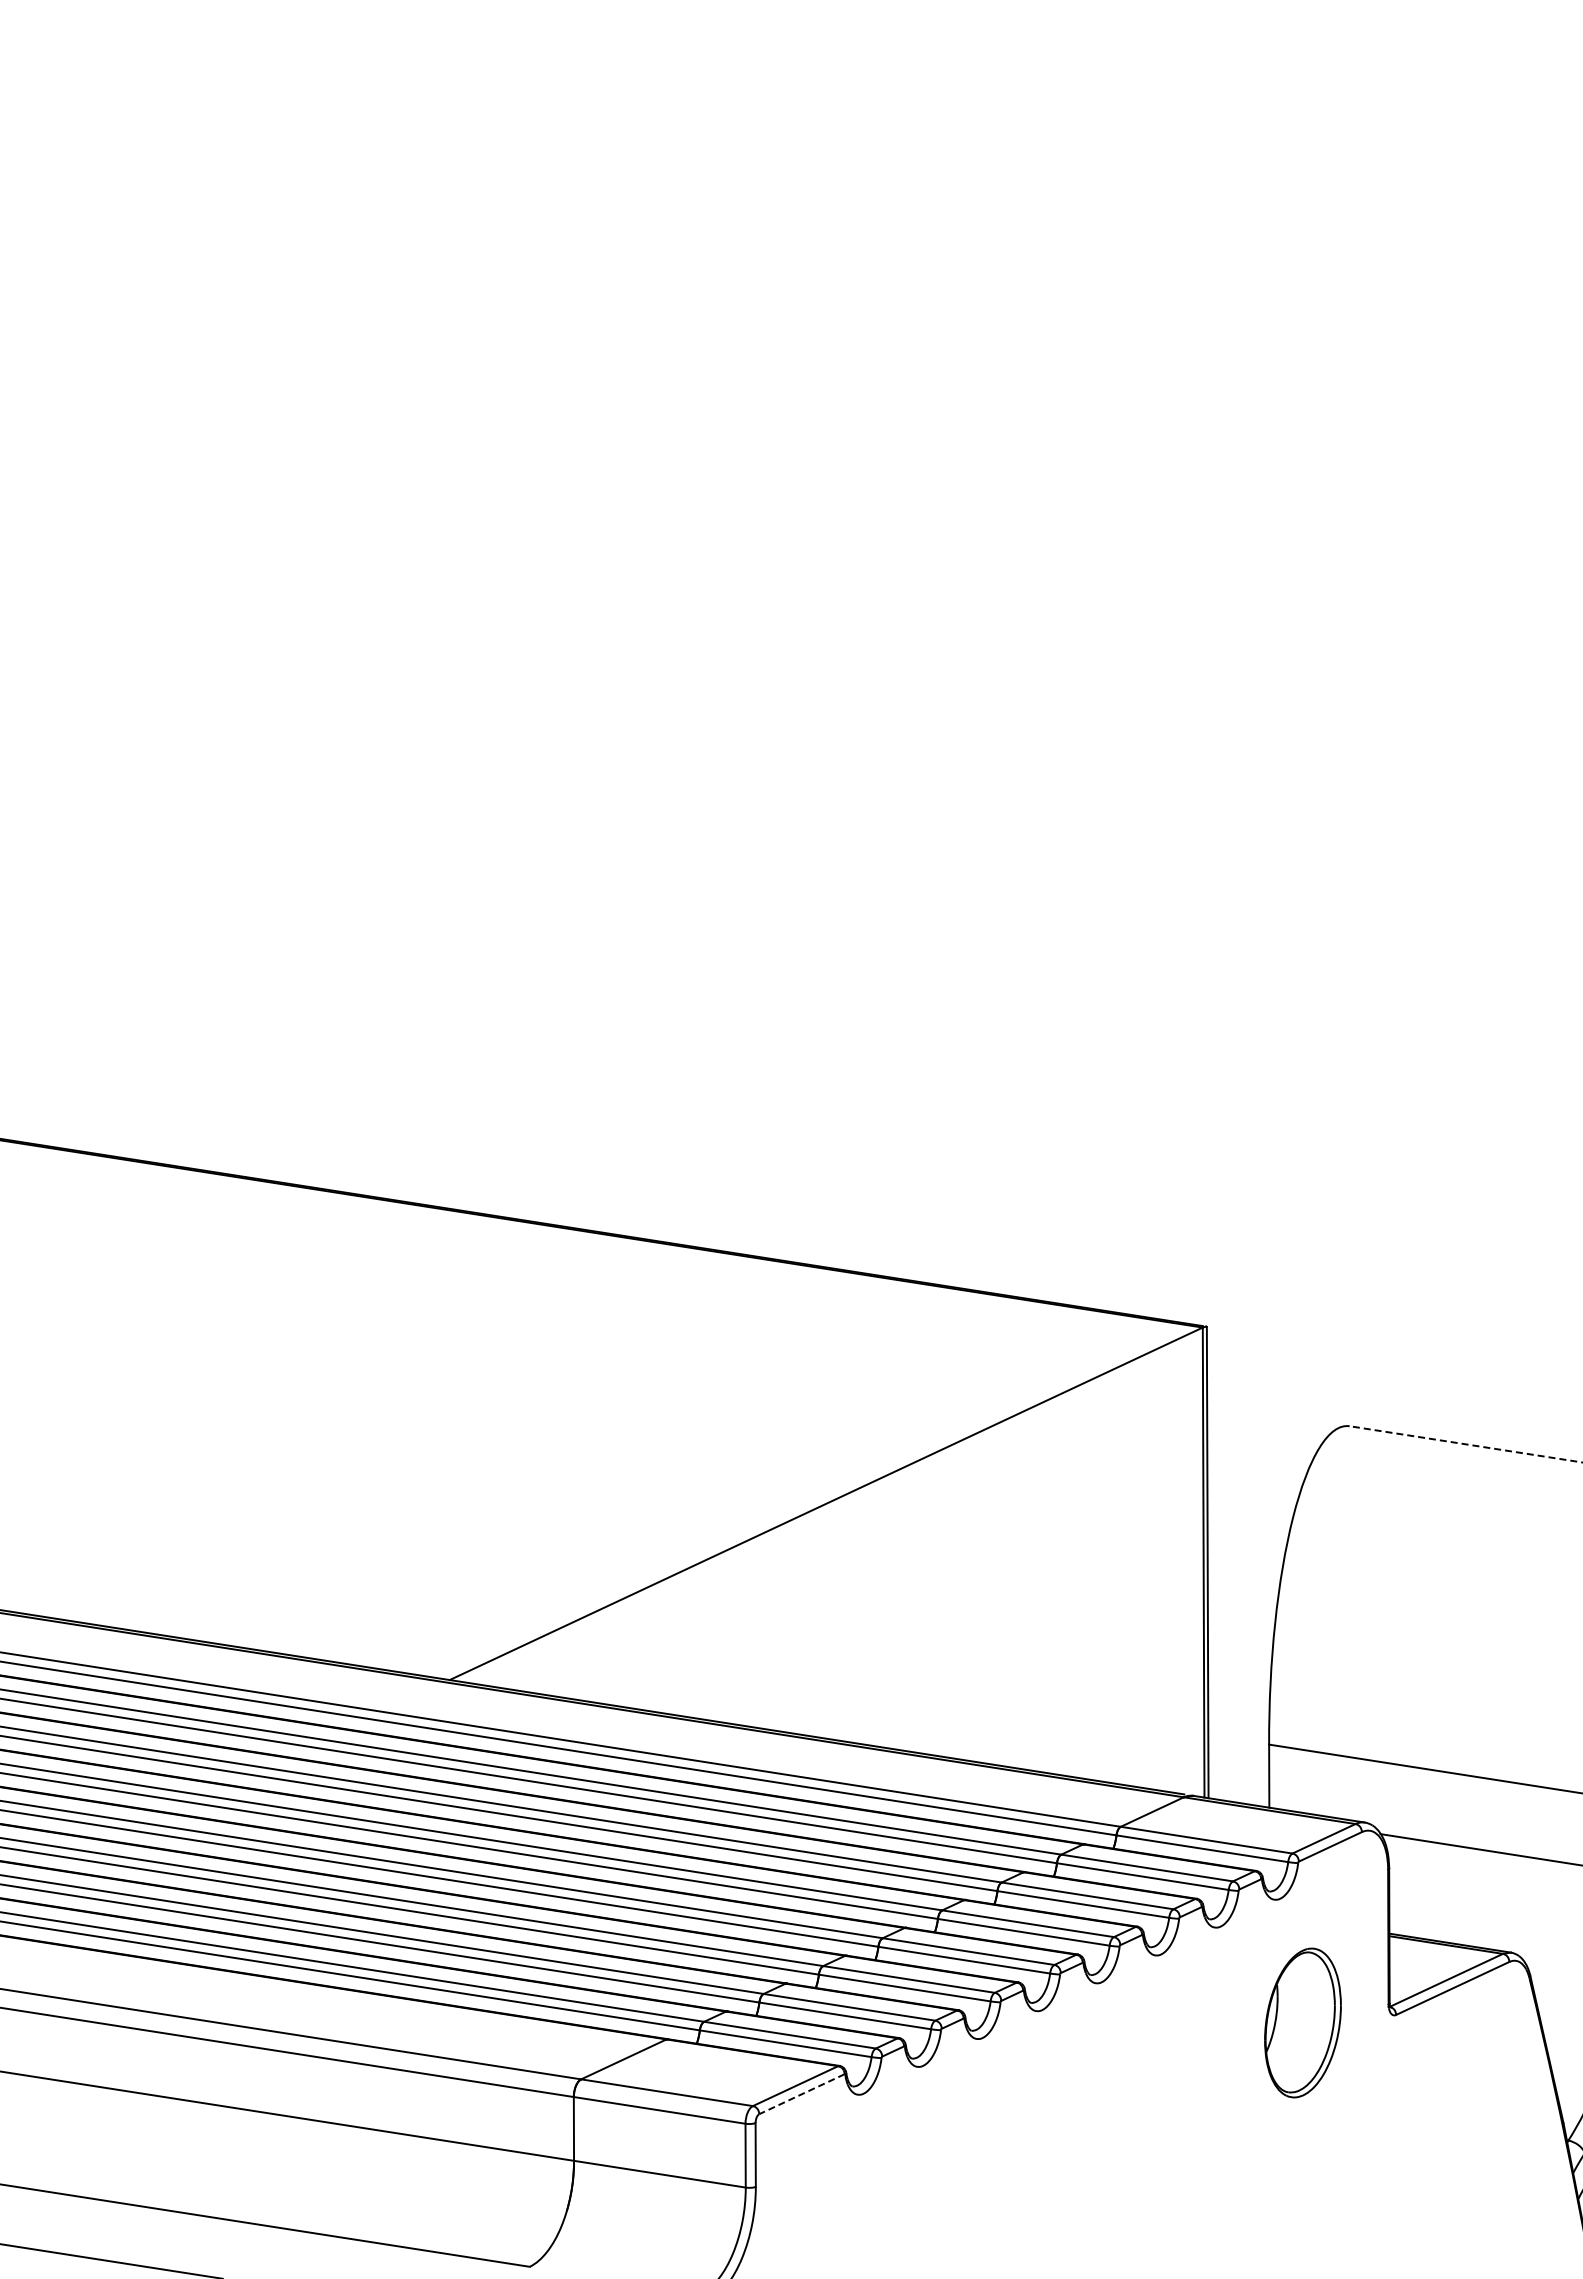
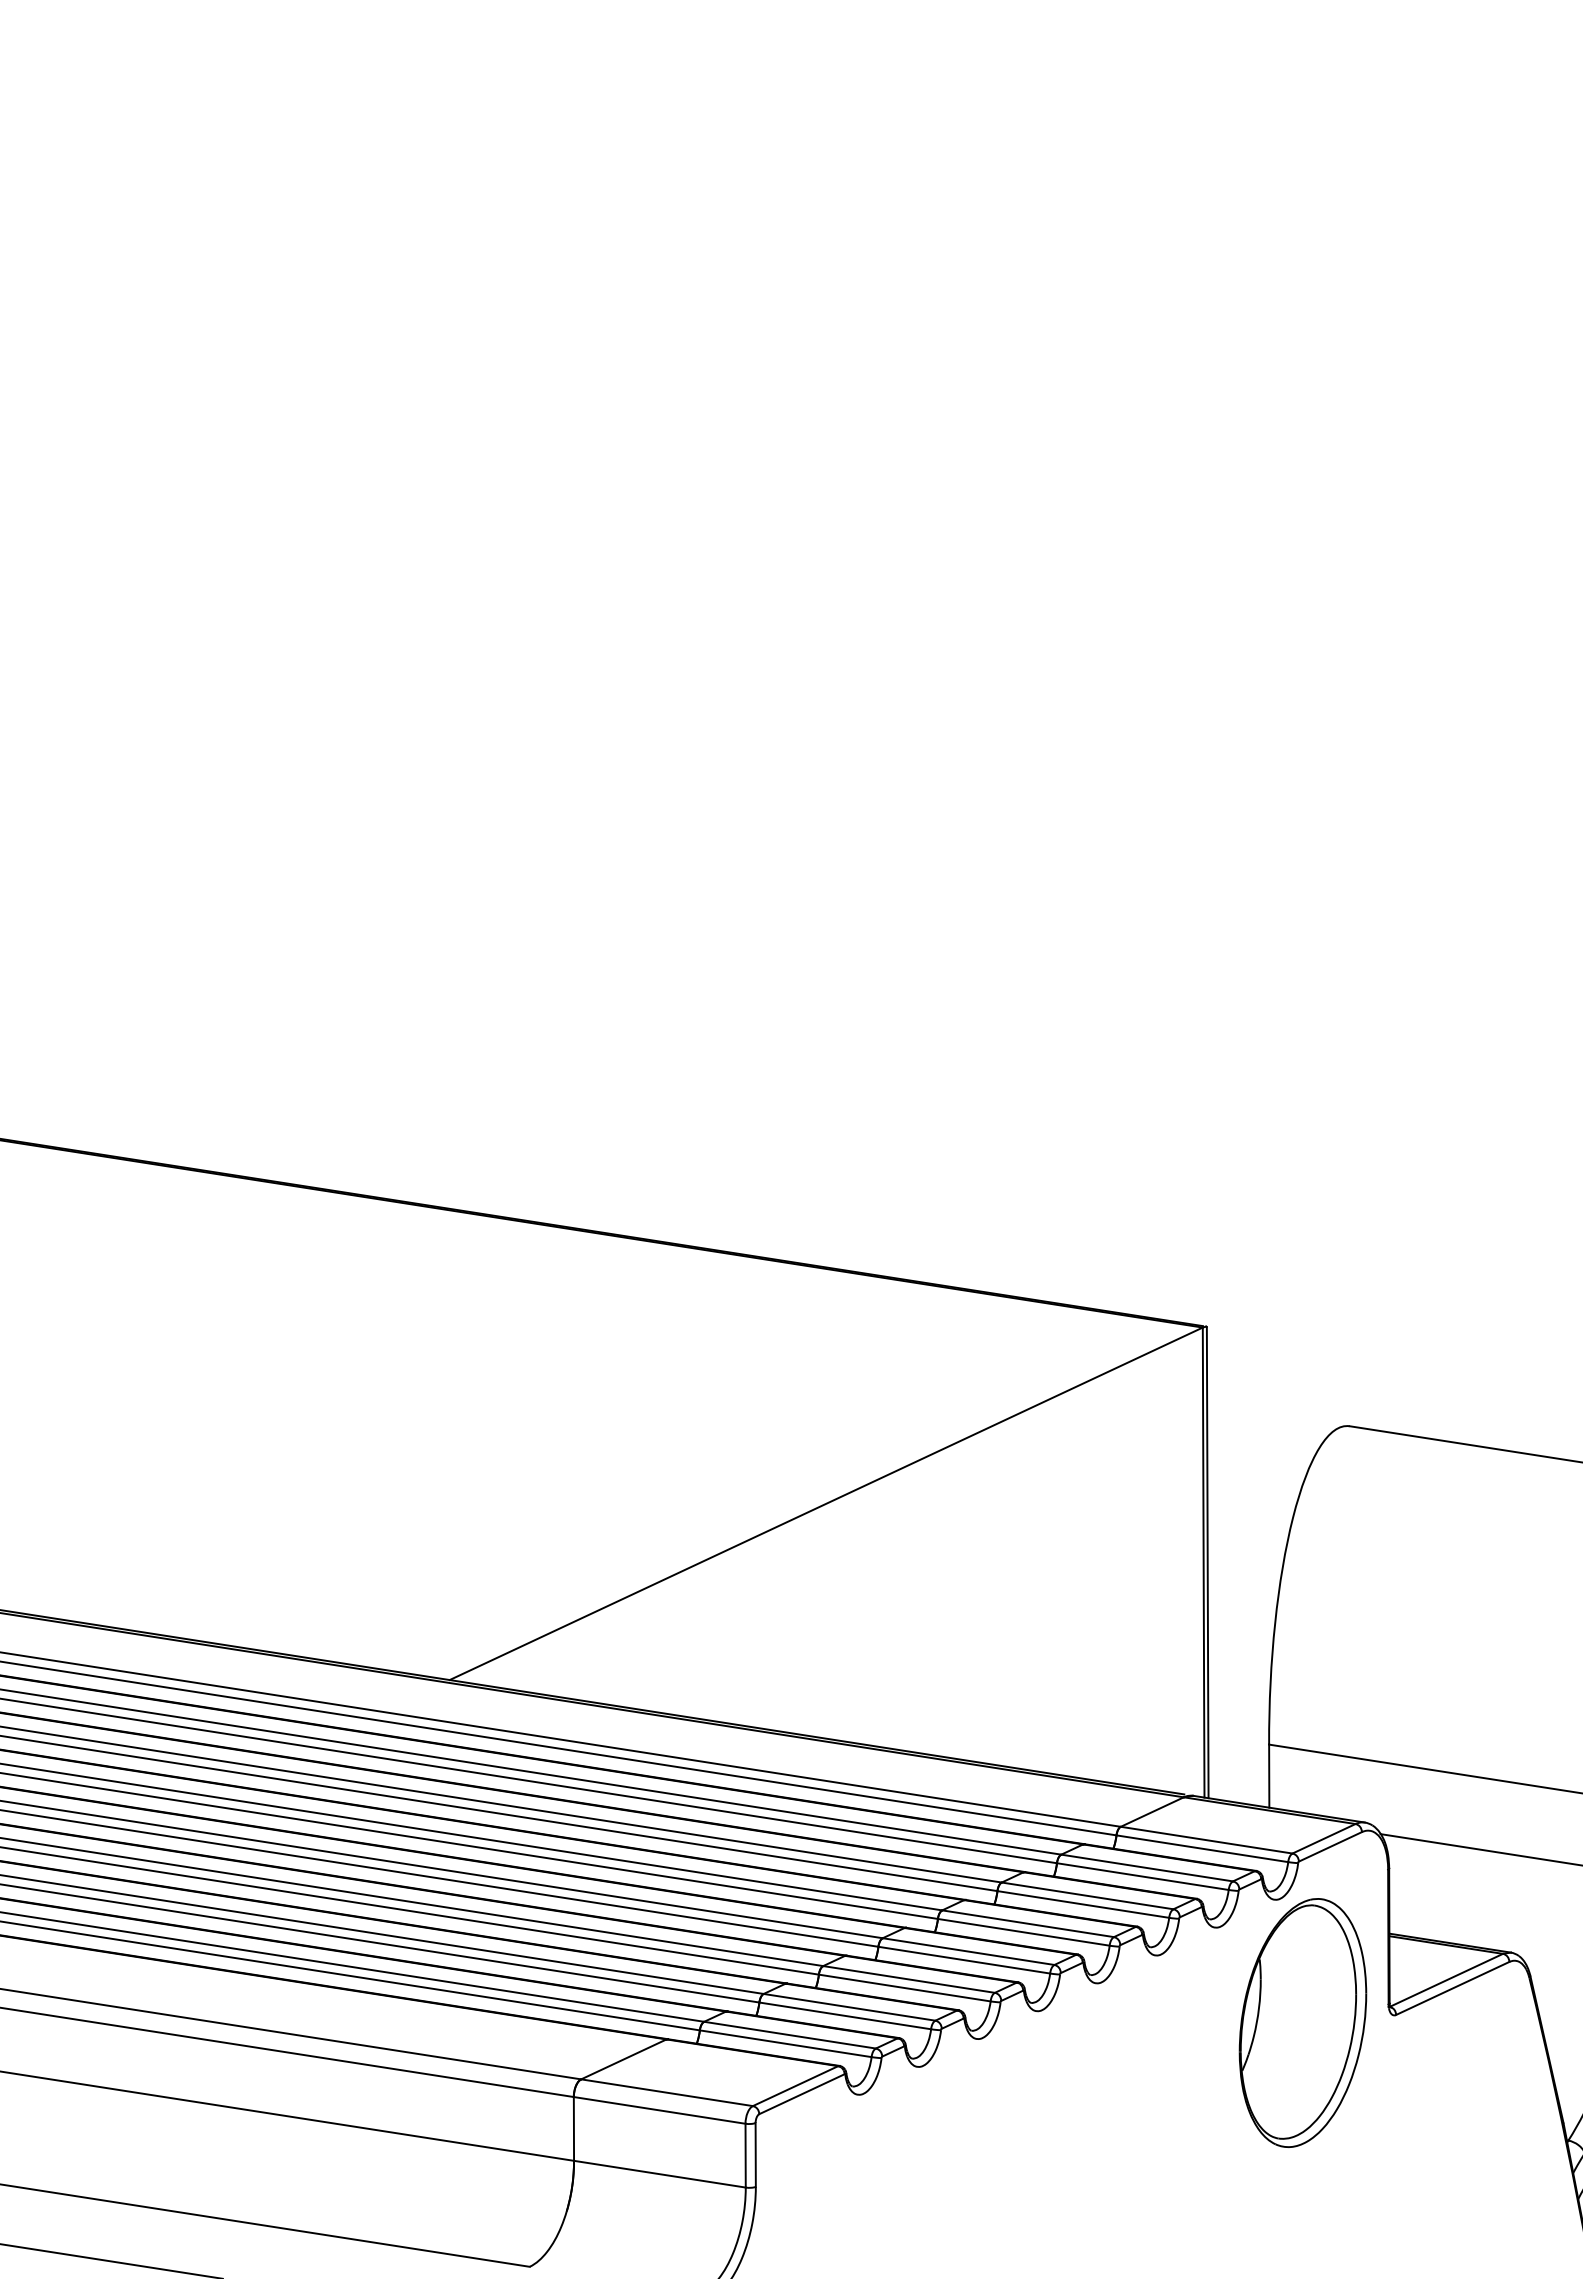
line: dashed -> solid (1466, 1444)
part size: 78x152 px -> 130x250 px (1302, 2022)
line: dashed -> solid (801, 2094)
